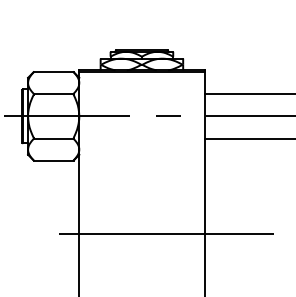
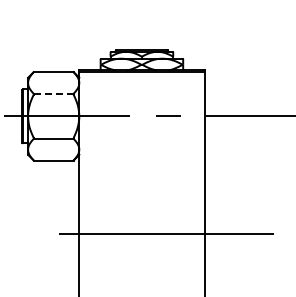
line: present -> none (248, 93)
line: solid -> dashed (53, 94)
line: present -> none (248, 139)
